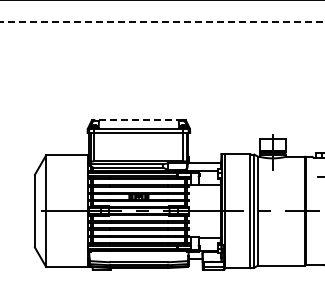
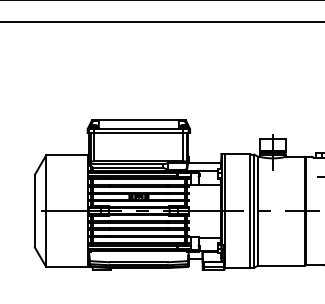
line: dashed -> solid (162, 21)
line: dashed -> solid (138, 120)
